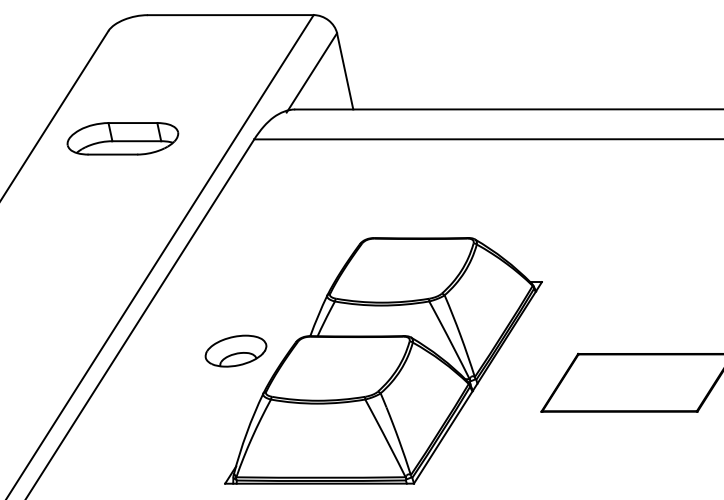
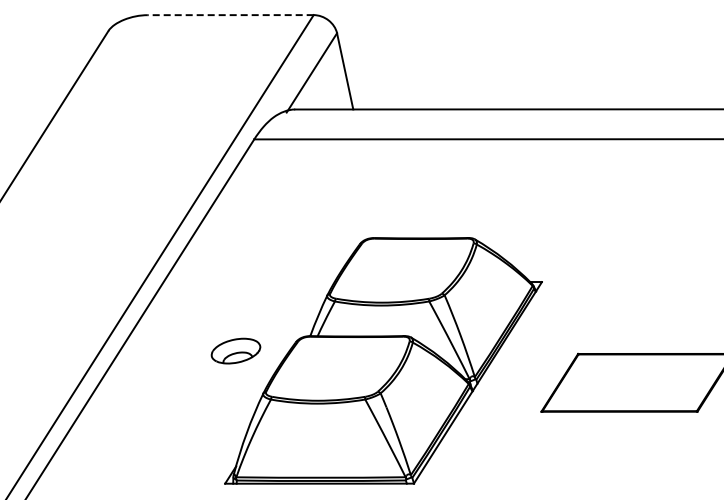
line: solid -> dashed (230, 15)
part: present -> none (122, 138)
part size: 64x34 px -> 52x28 px (235, 350)
